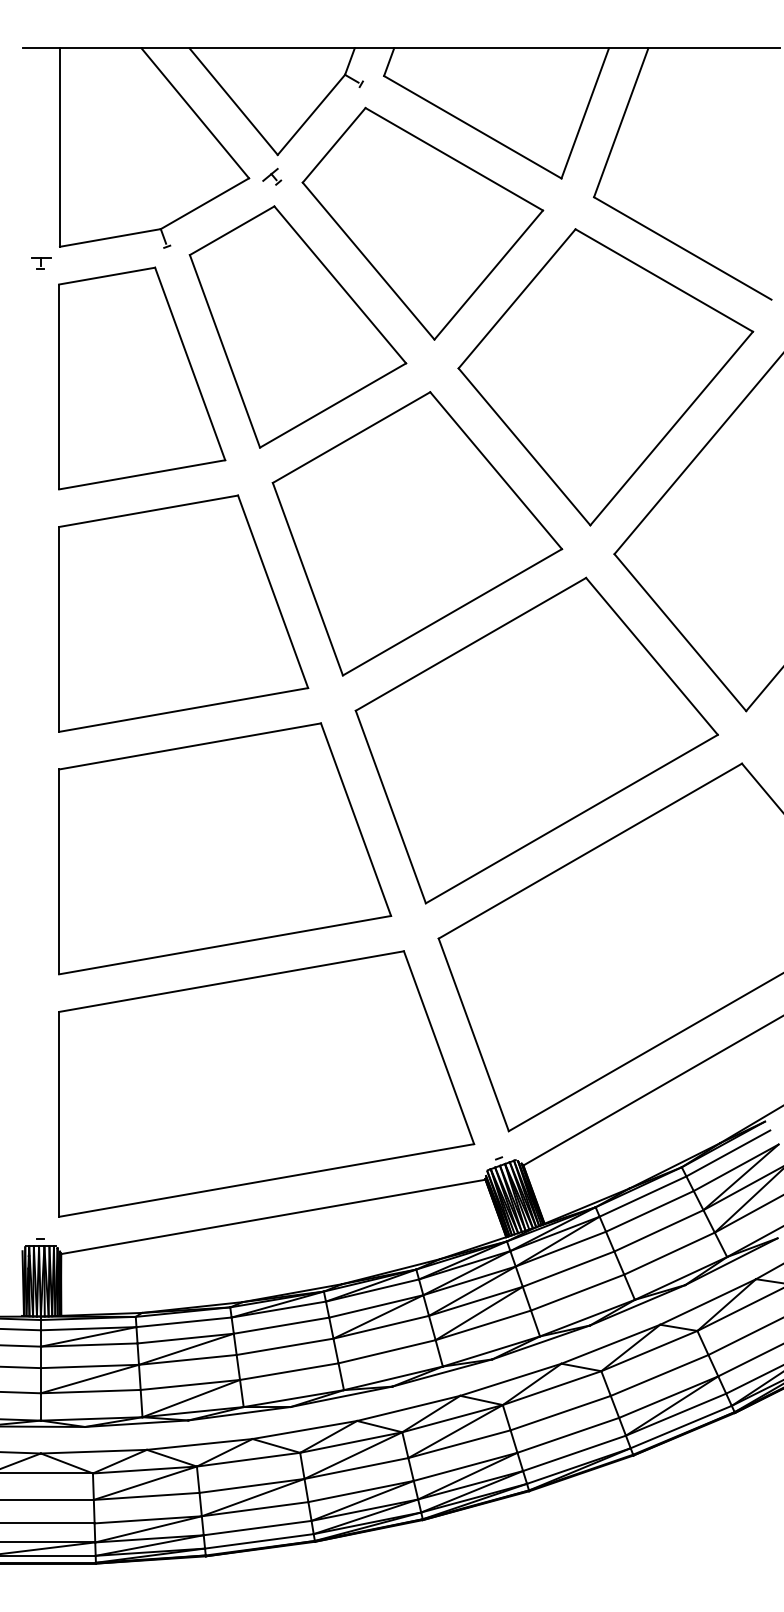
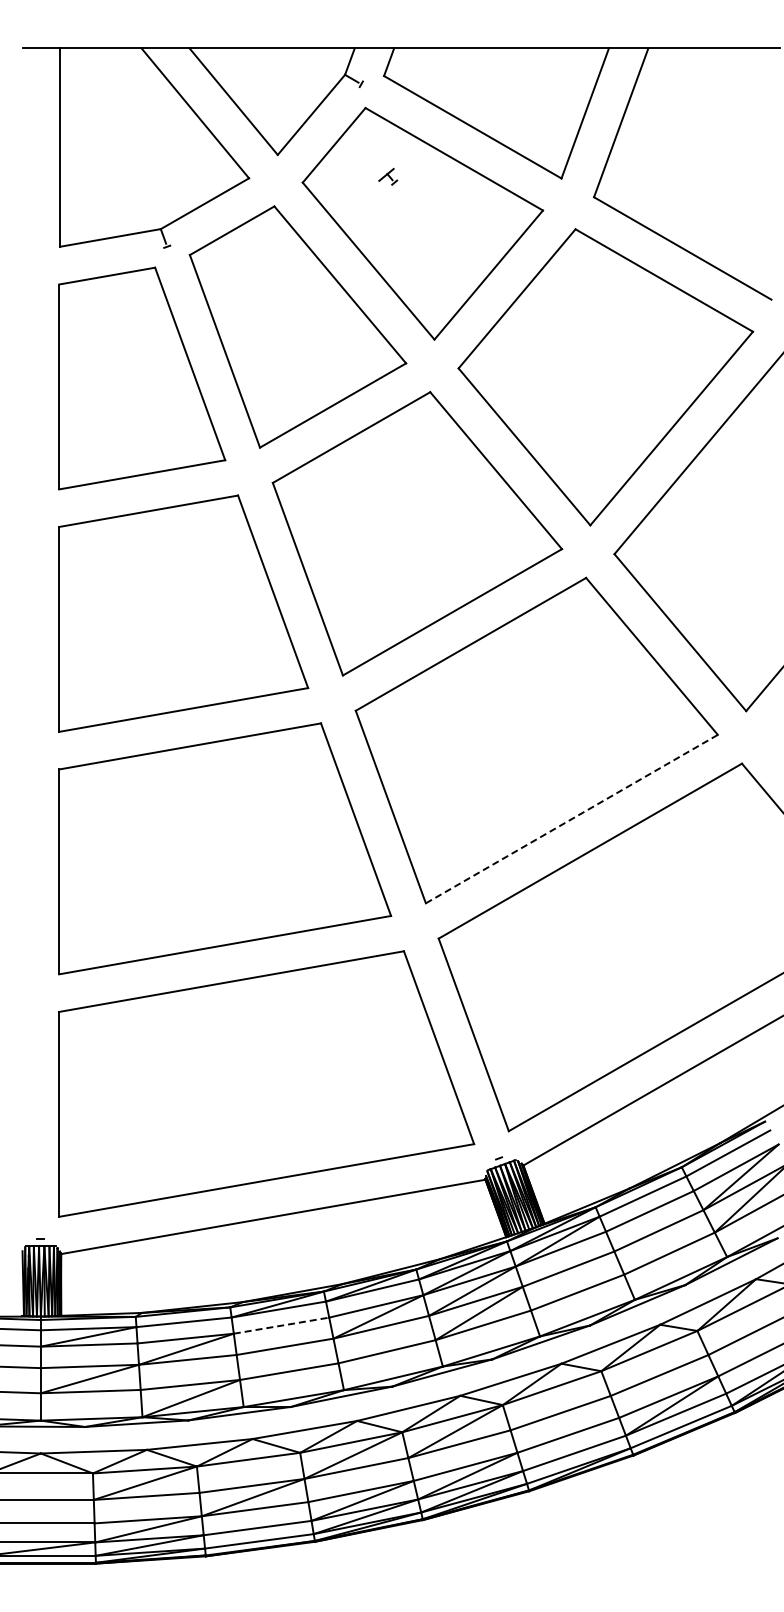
part position: (272, 176) -> (388, 176) (388, 176)
part: present -> none (41, 263)
line: solid -> dashed (571, 819)
line: solid -> dashed (282, 1325)
